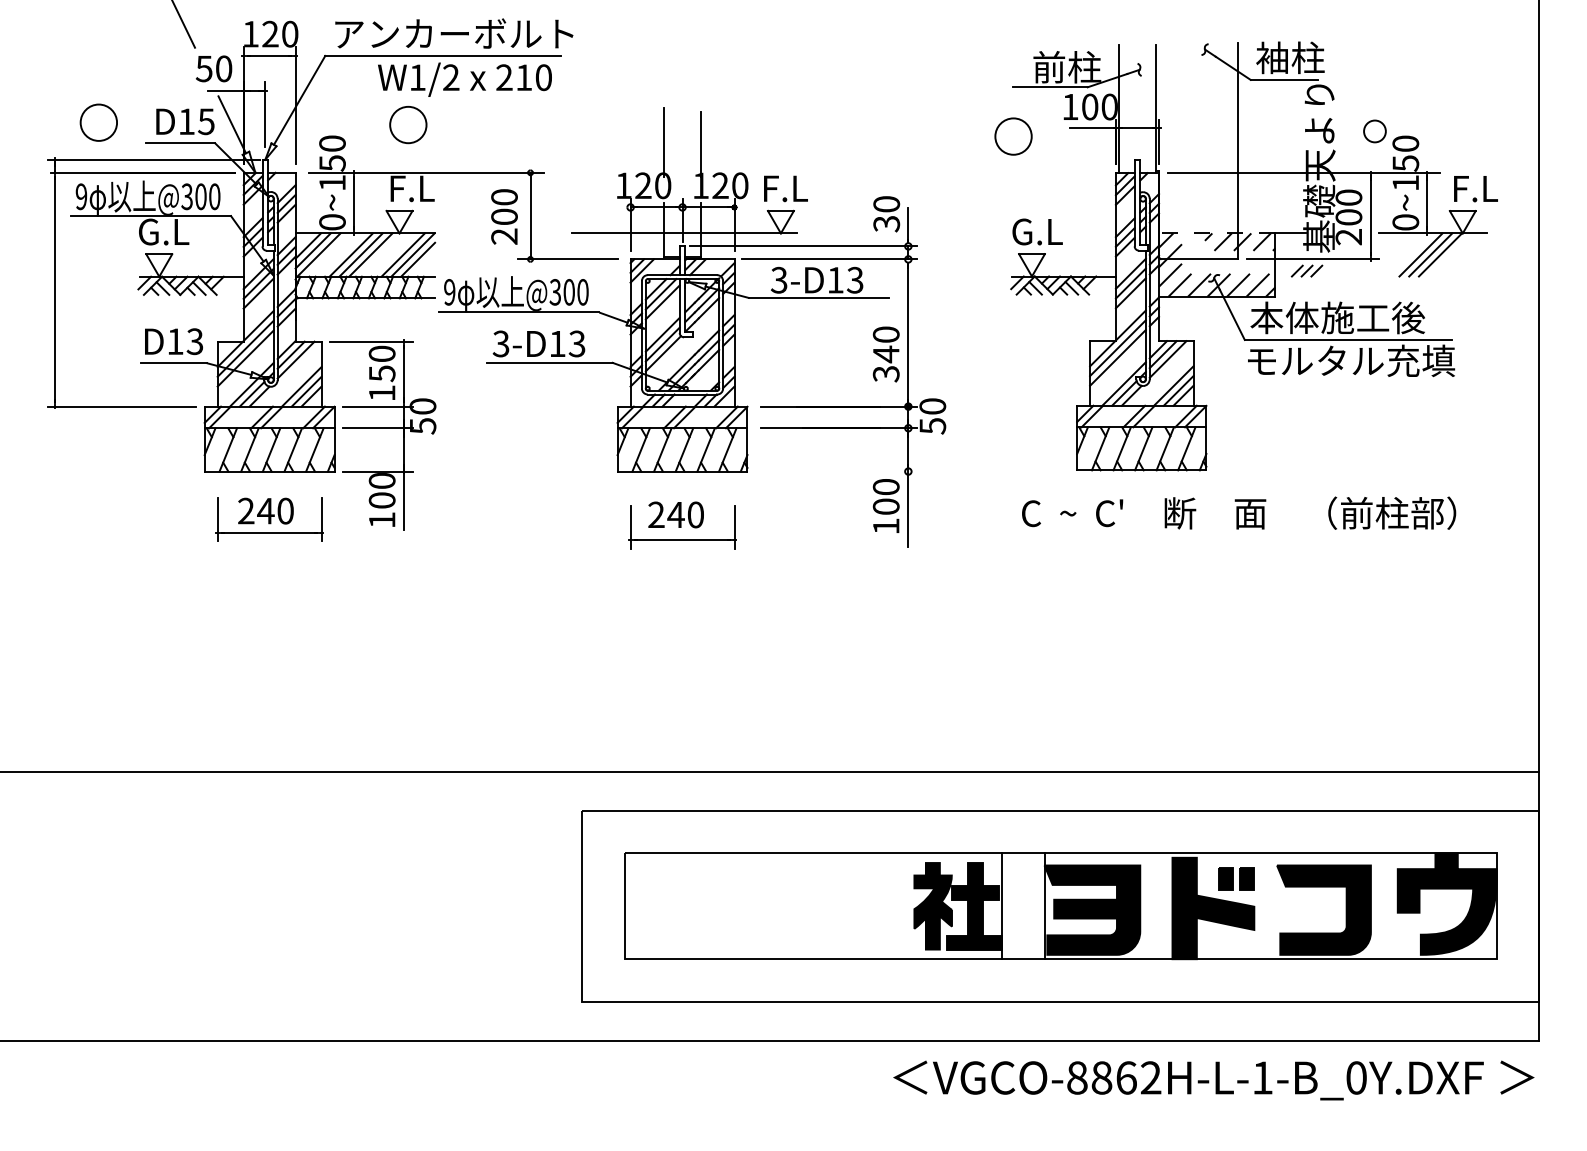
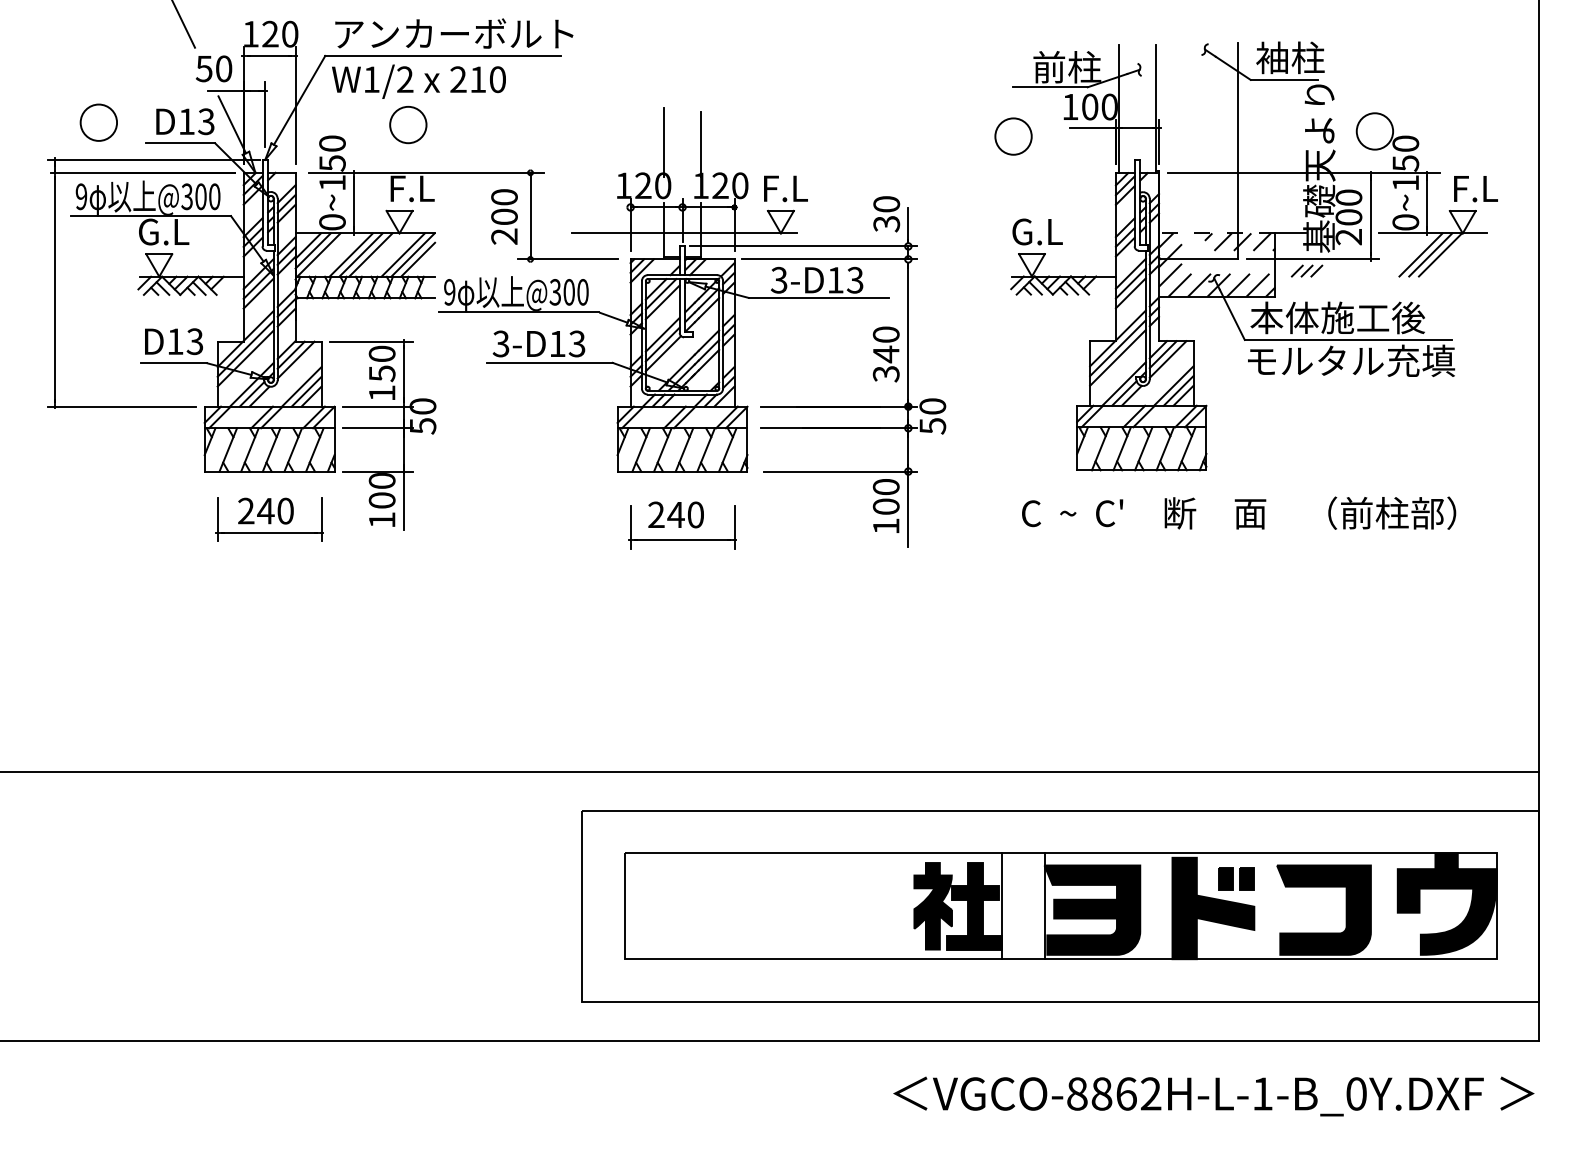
text position: (464, 79) -> (418, 81) (418, 81)
text: D15 -> D13 (206, 121)
circle diameter: 22 px -> 36 px (1374, 131)
line: none -> present (840, 471)
text position: (1213, 1080) -> (1213, 1096) (1213, 1096)
